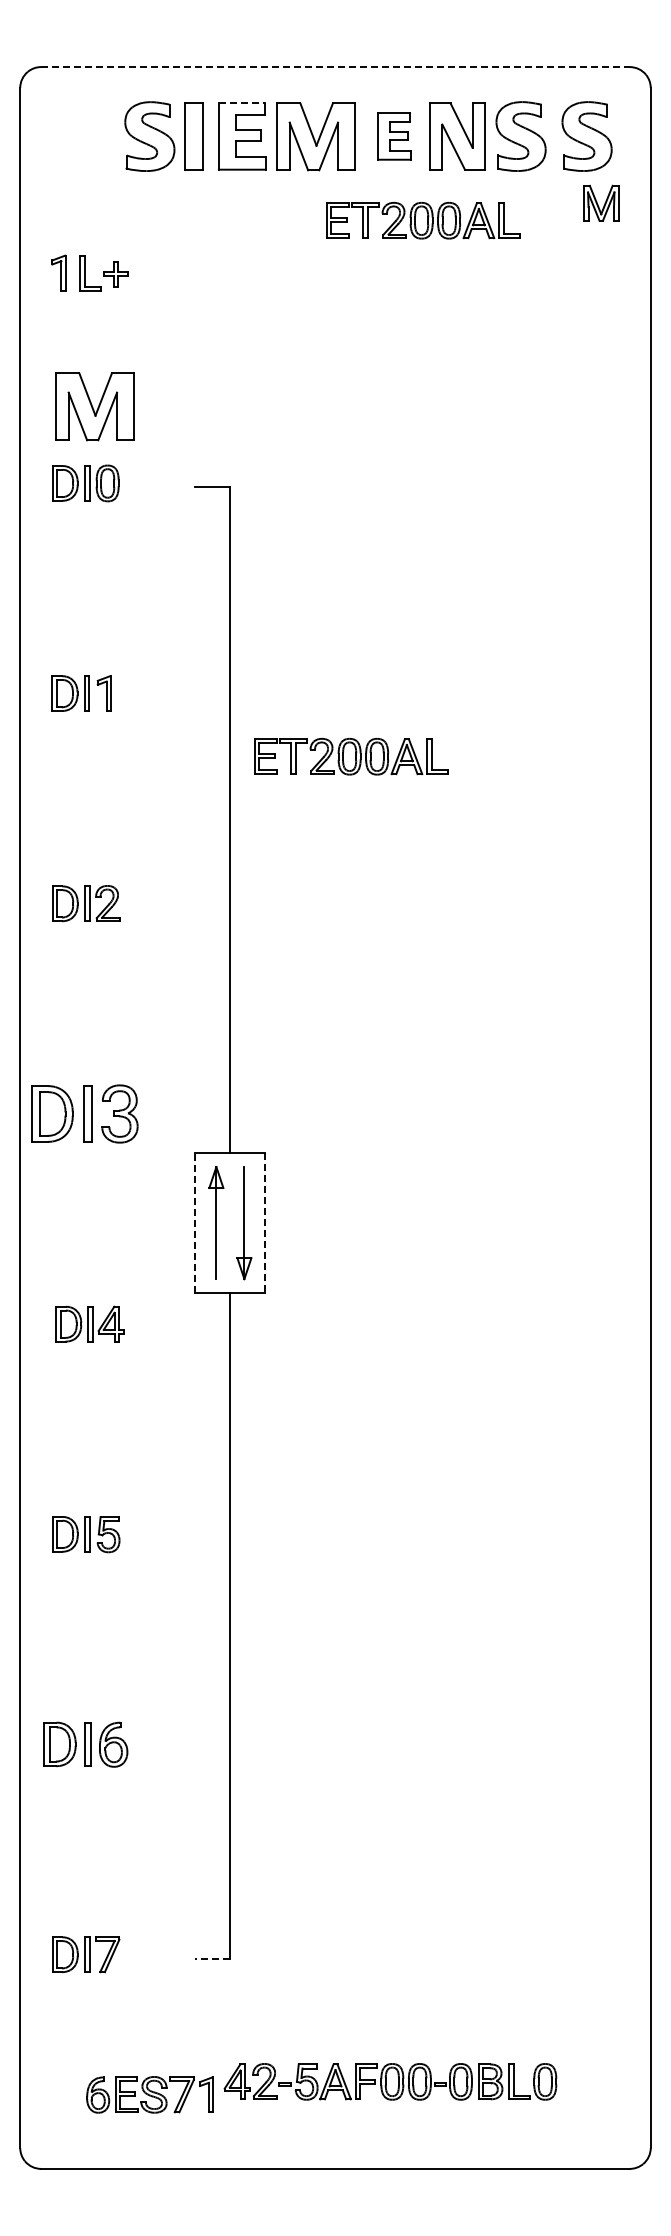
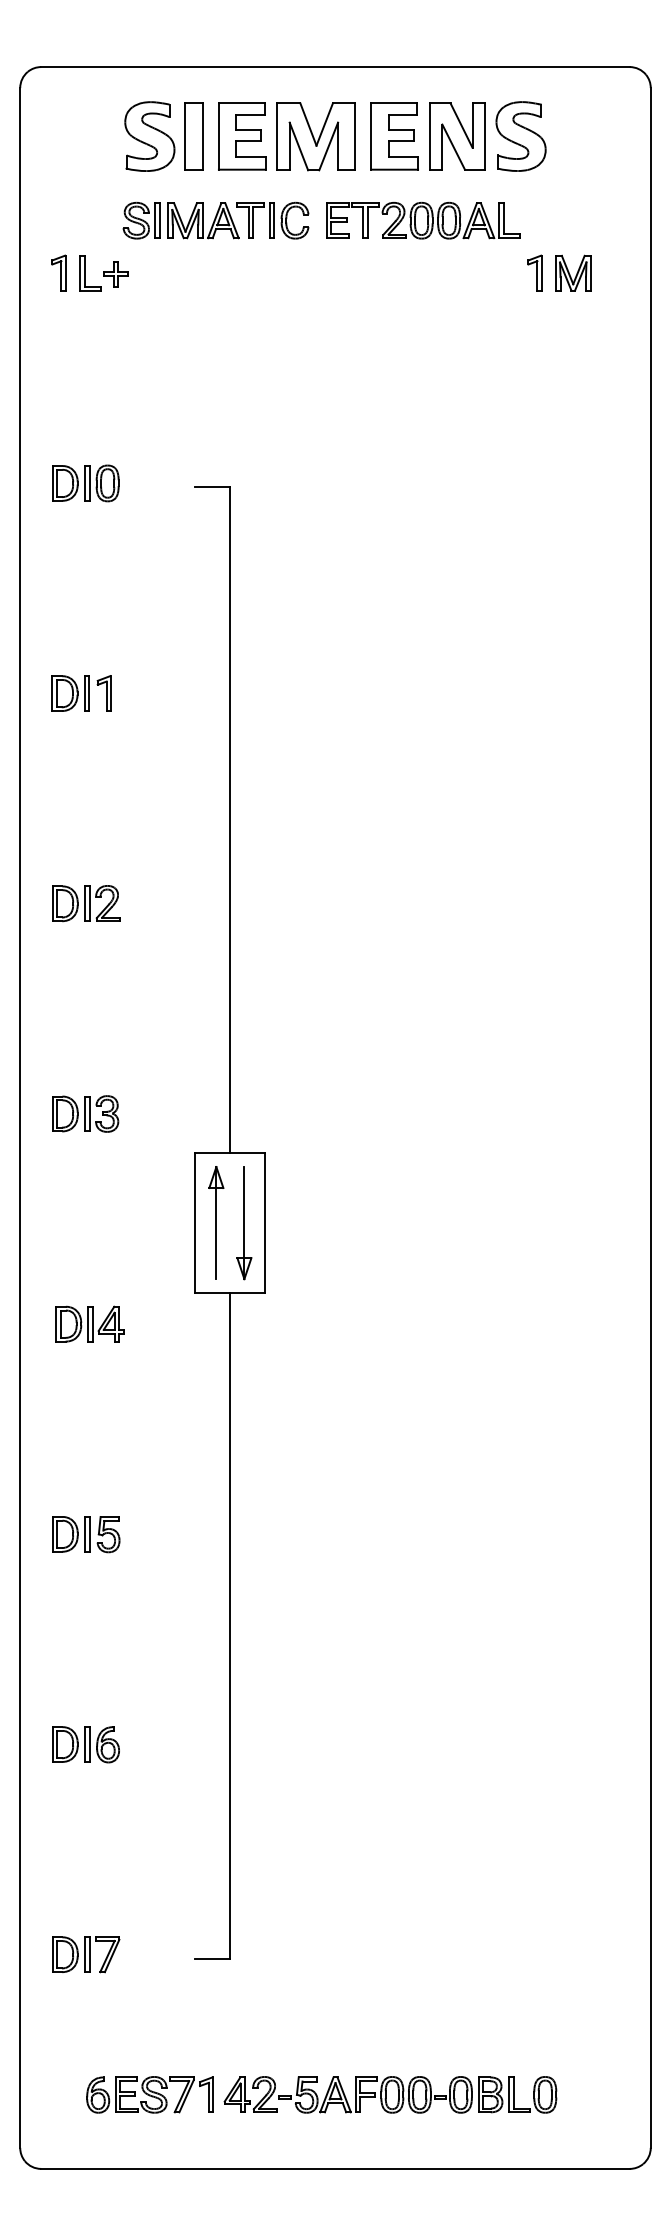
line: dashed -> solid (335, 67)
line: dashed -> solid (241, 103)
part size: 35x49 px -> 49x69 px (394, 136)
part: present -> none (586, 136)
part position: (601, 202) -> (573, 272) (573, 272)
part: none -> present (215, 220)
part: none -> present (534, 272)
part: present -> none (94, 406)
part: present -> none (351, 756)
part size: 108x60 px -> 68x38 px (85, 1113)
line: dashed -> solid (195, 1222)
line: dashed -> solid (265, 1223)
part size: 86x47 px -> 68x38 px (85, 1744)
line: dashed -> solid (212, 1958)
part position: (390, 2081) -> (390, 2094) (390, 2094)
